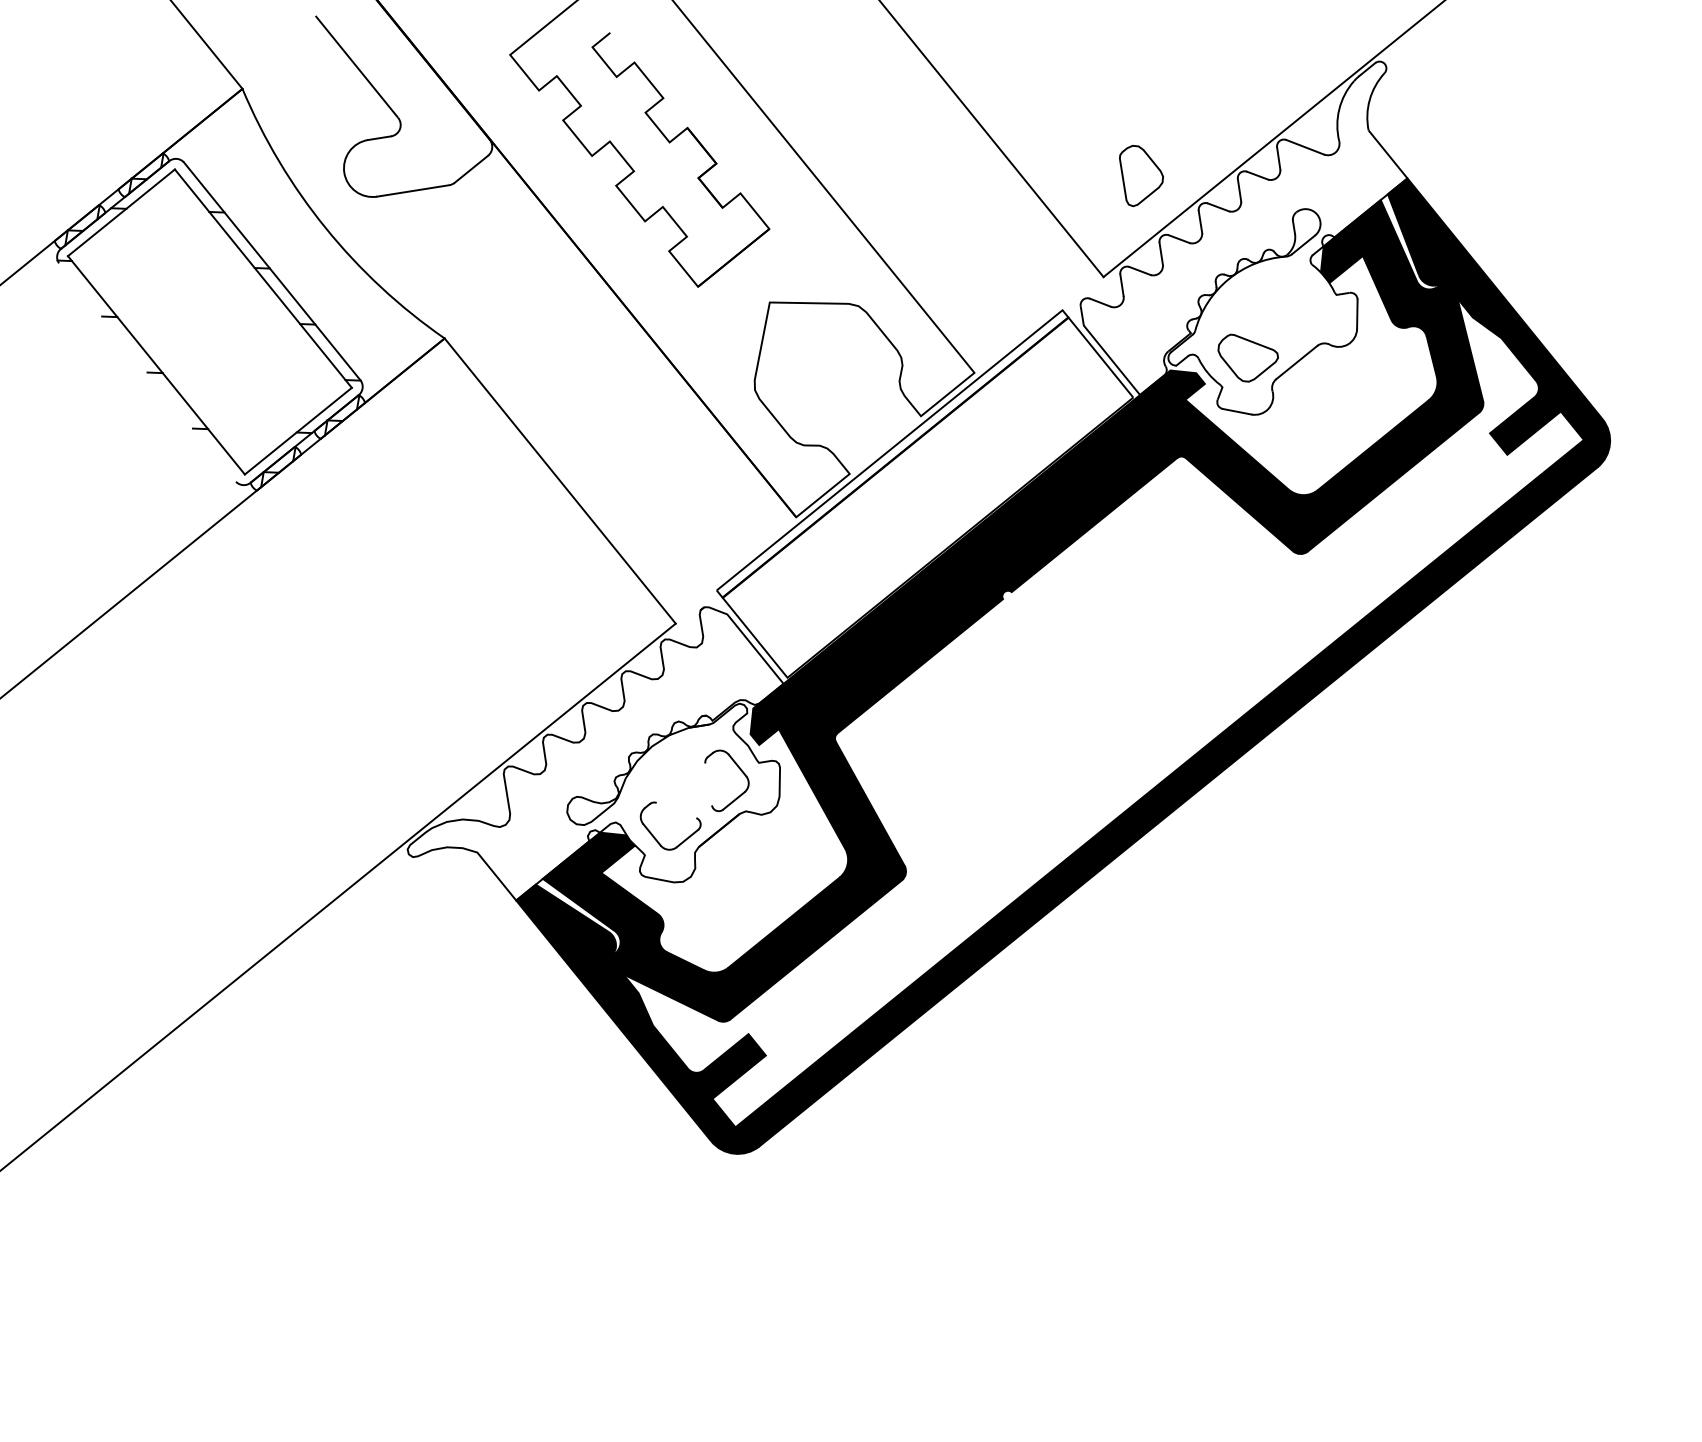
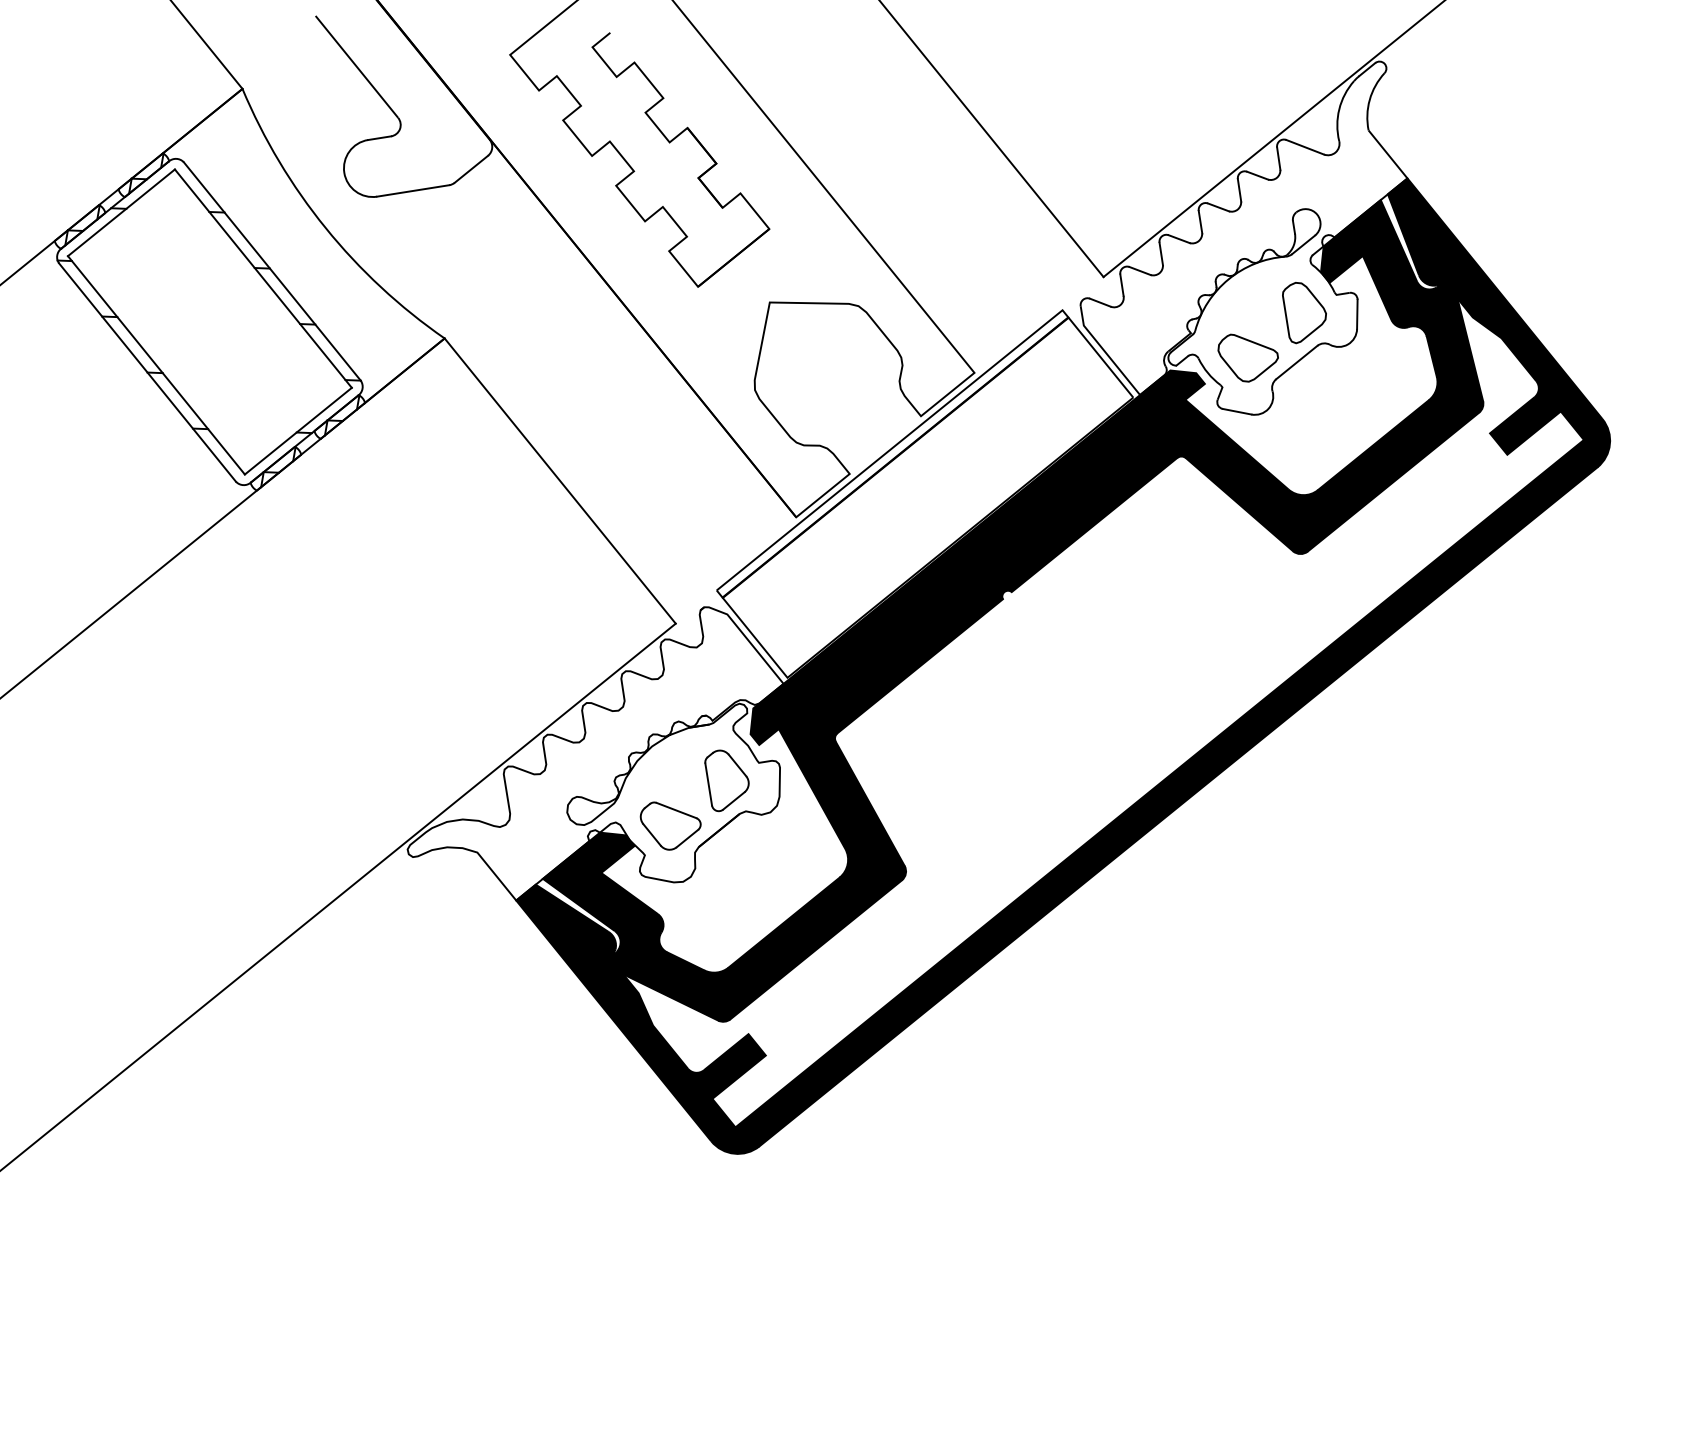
part position: (1141, 176) -> (1304, 313) (1304, 313)
line: none -> present (147, 372)
line: none -> present (708, 784)
line: none -> present (676, 810)
